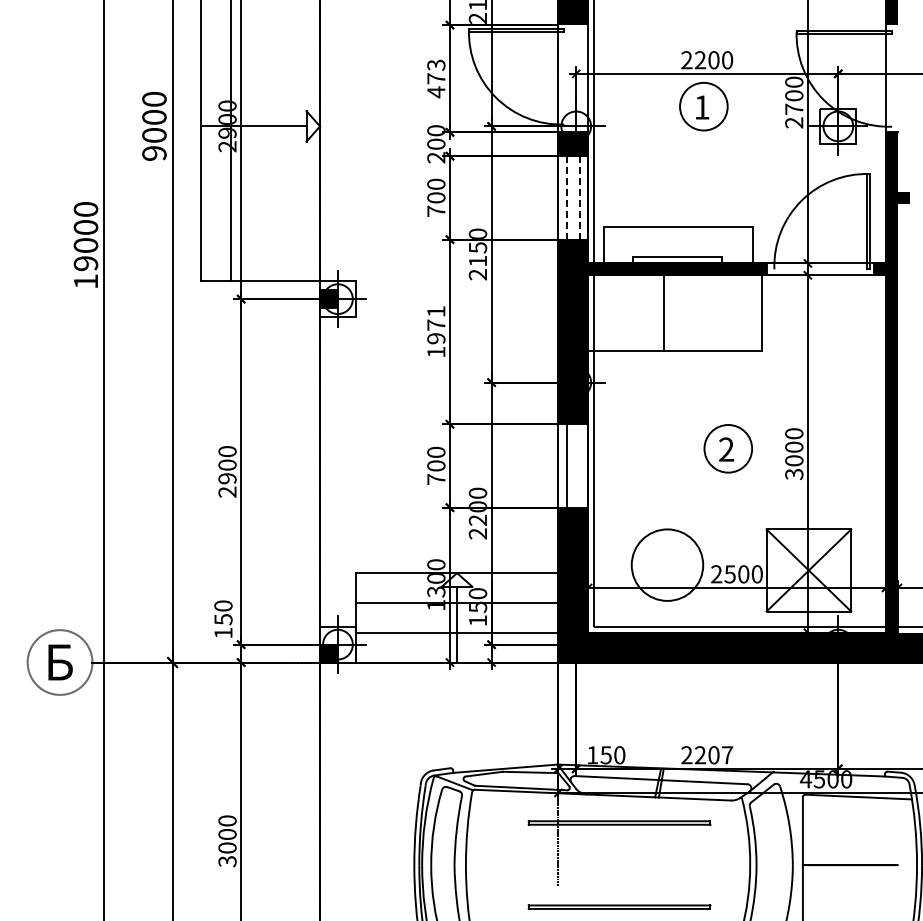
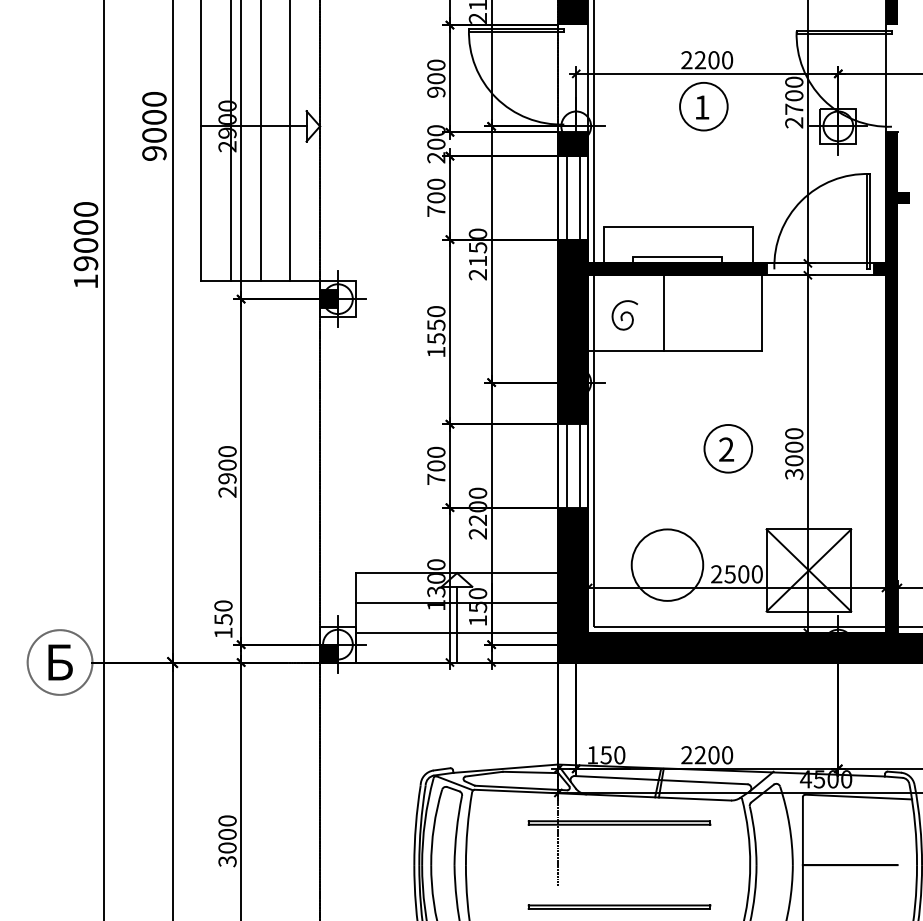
text: 473 -> 900 (436, 78)
line: none -> present (260, 141)
line: none -> present (290, 141)
line: dashed -> solid (566, 197)
line: dashed -> solid (579, 197)
part: none -> present (624, 315)
text: 1971 -> 1550 (436, 325)
line: none -> present (579, 465)
text: 2207 -> 2200 (727, 755)
